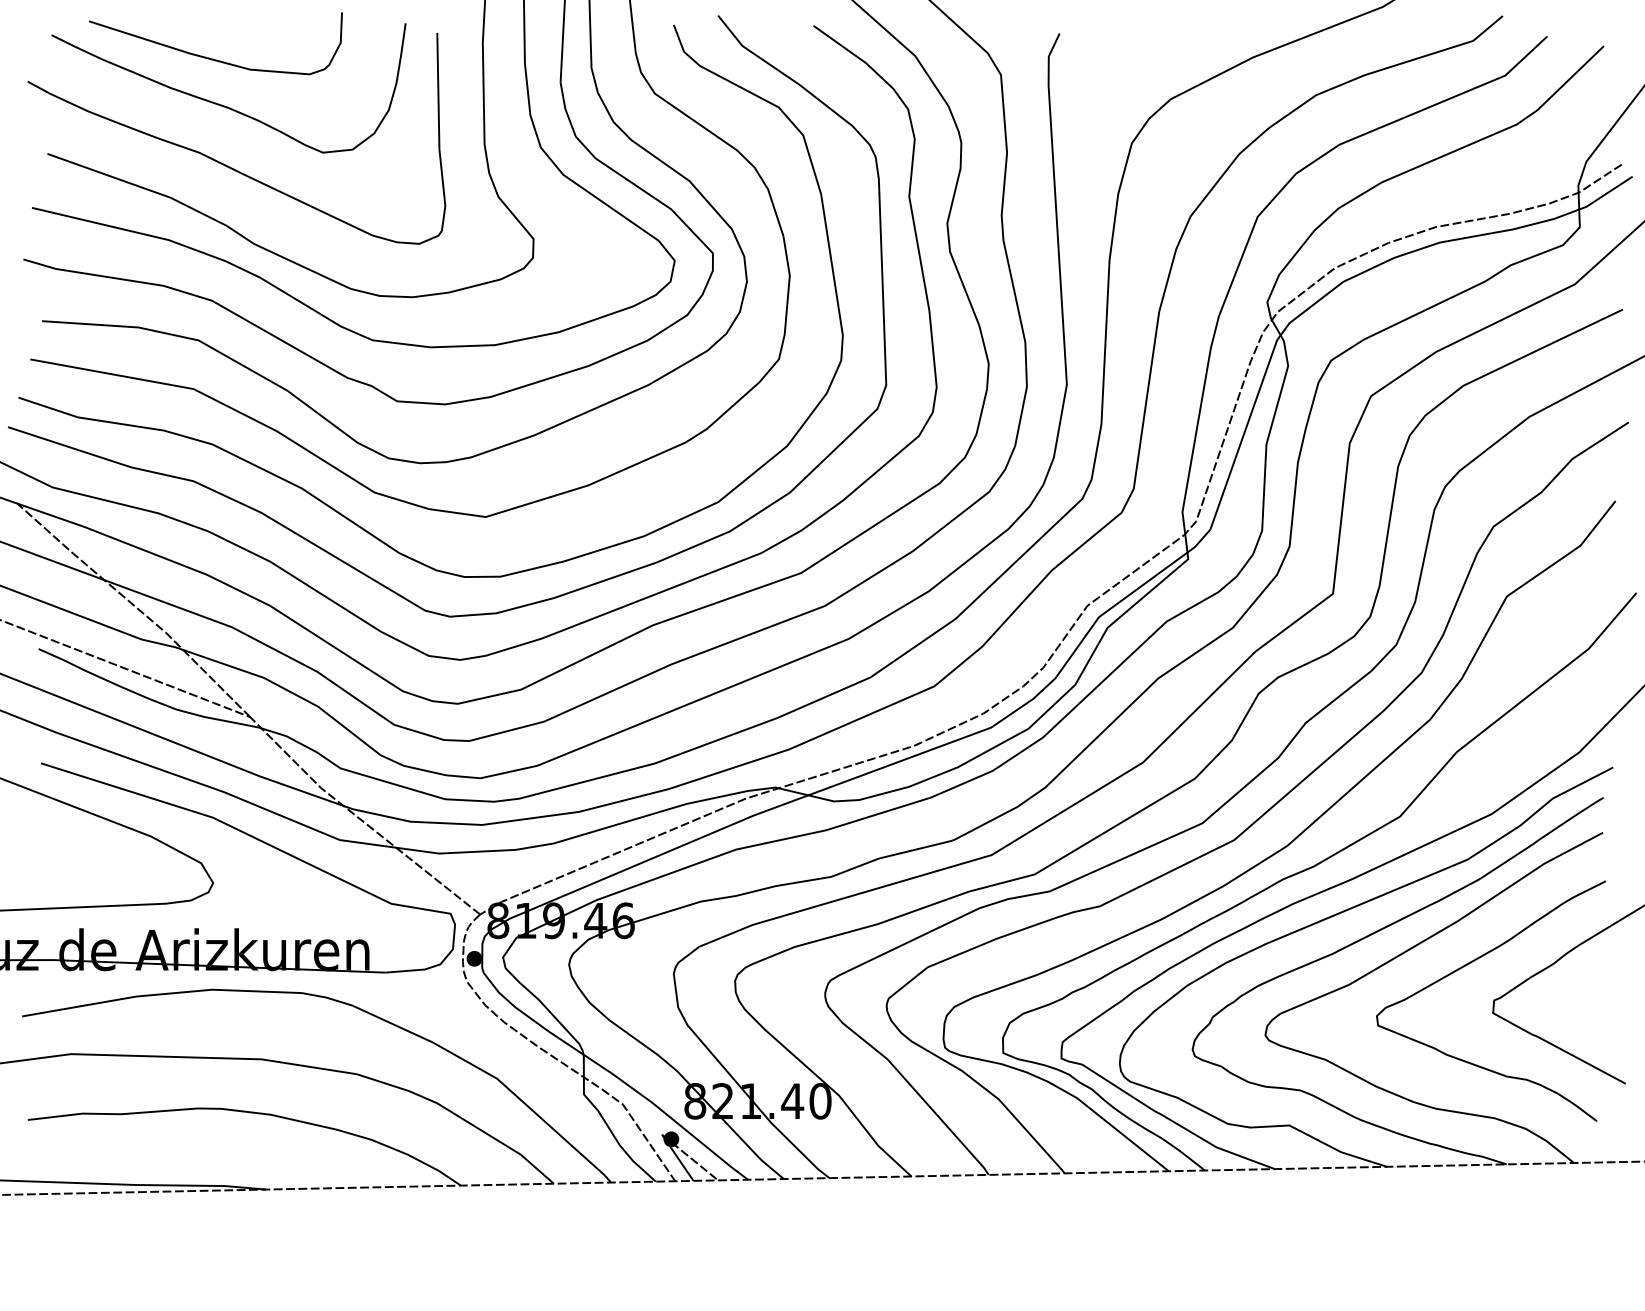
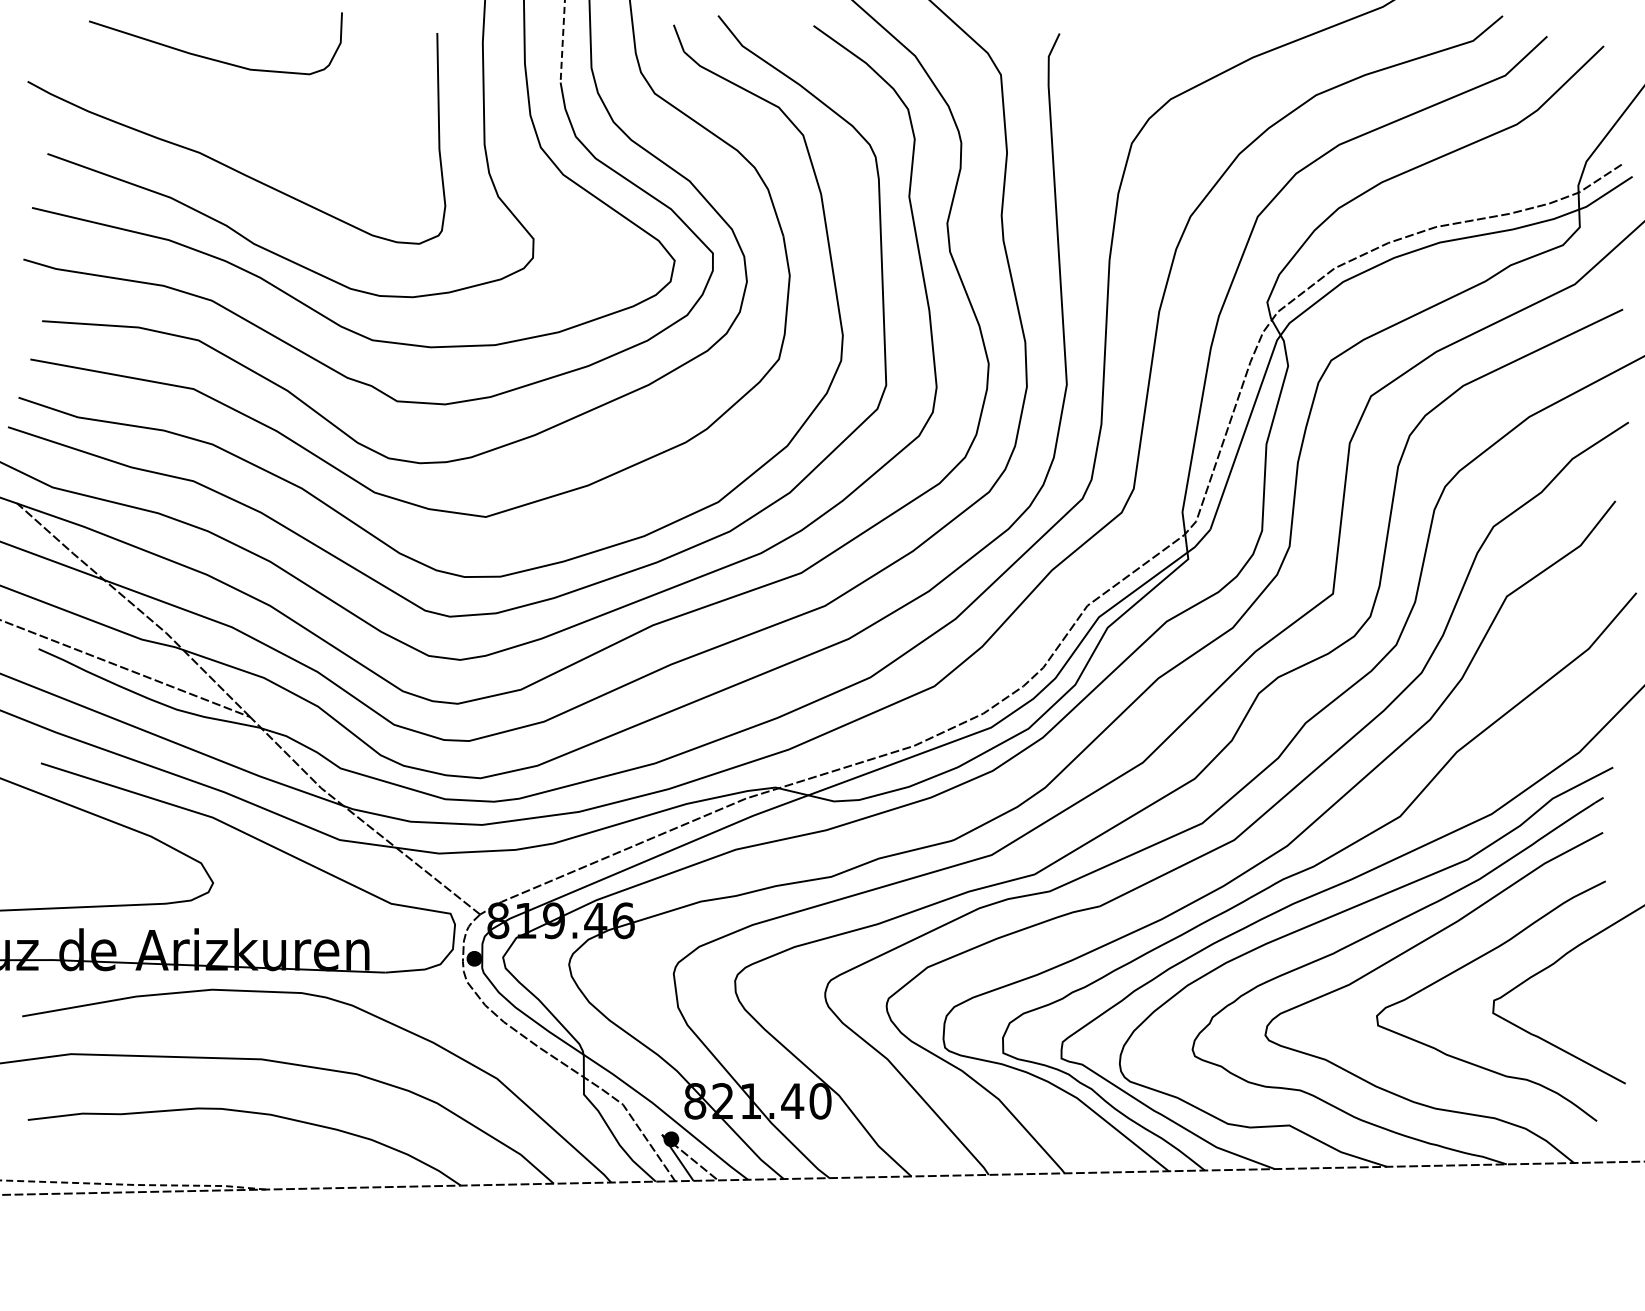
line: solid -> dashed (562, 41)
curve: present -> none (222, 104)
line: solid -> dashed (135, 1184)
